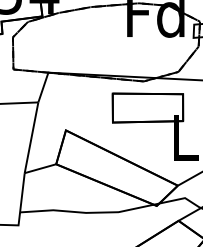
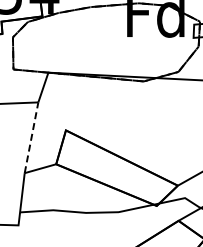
part: present -> none (154, 126)
line: solid -> dashed (31, 137)
